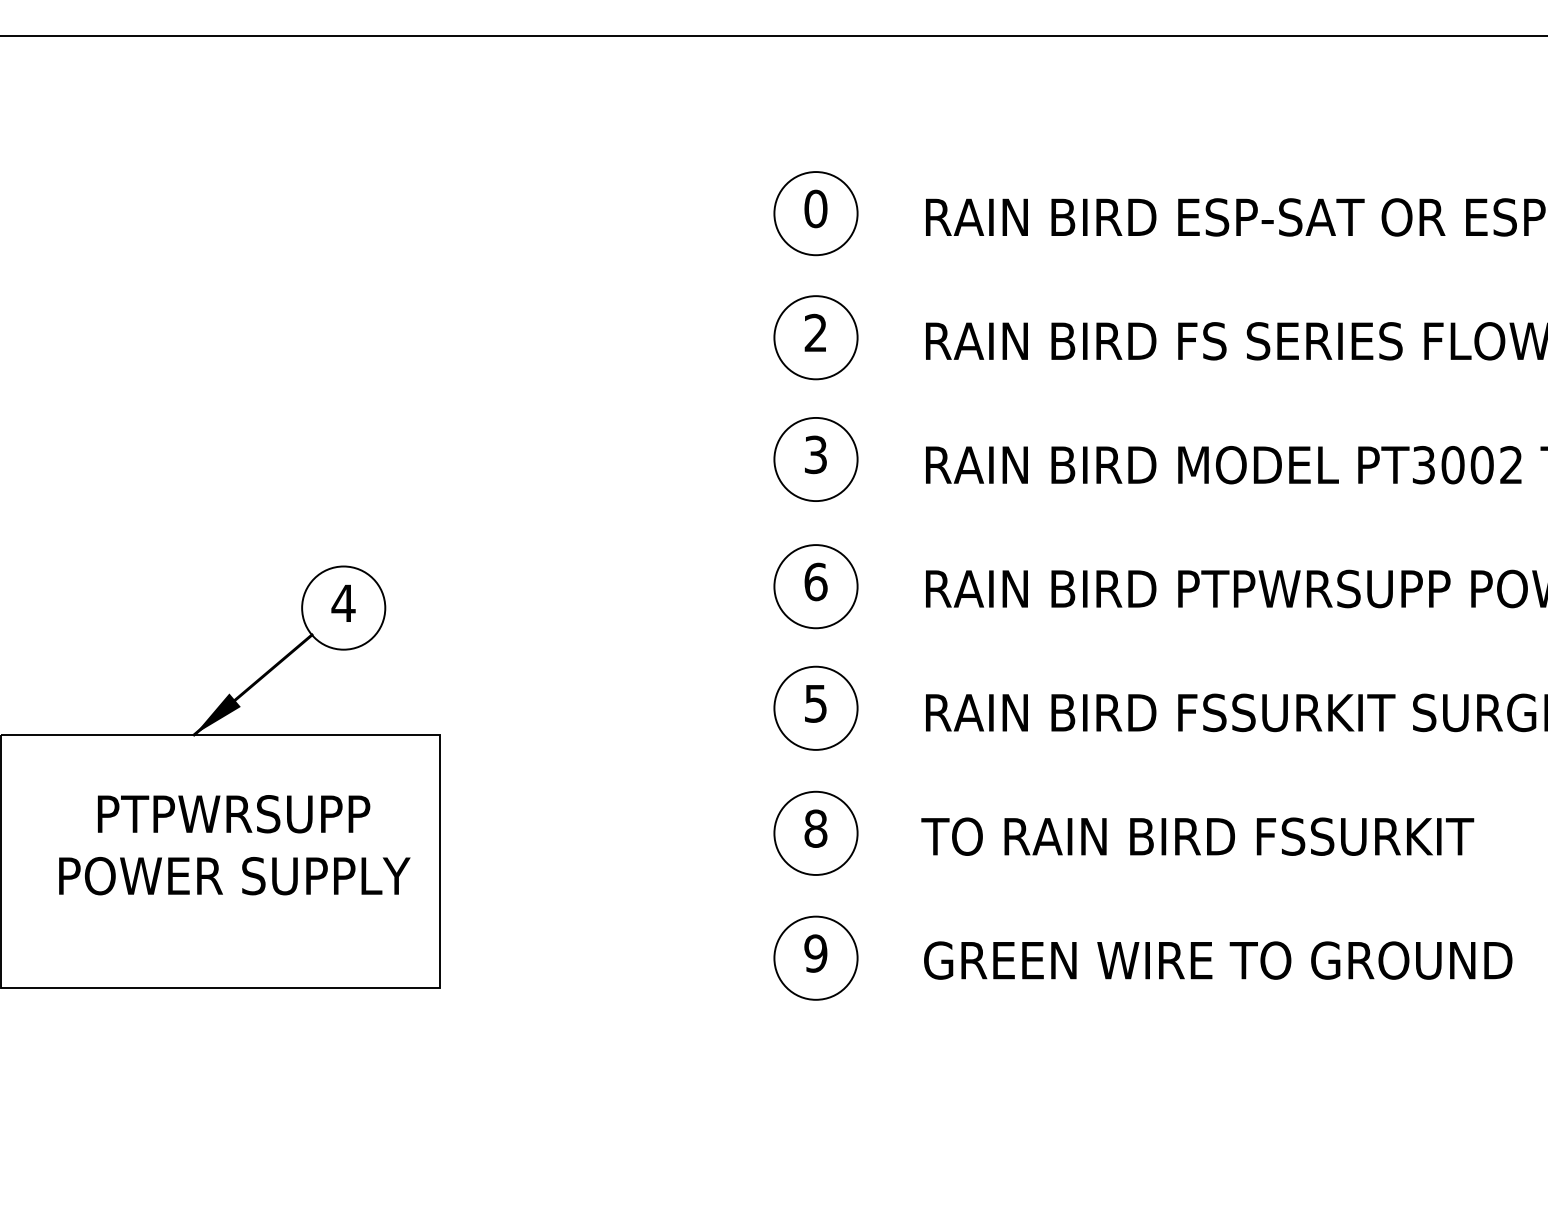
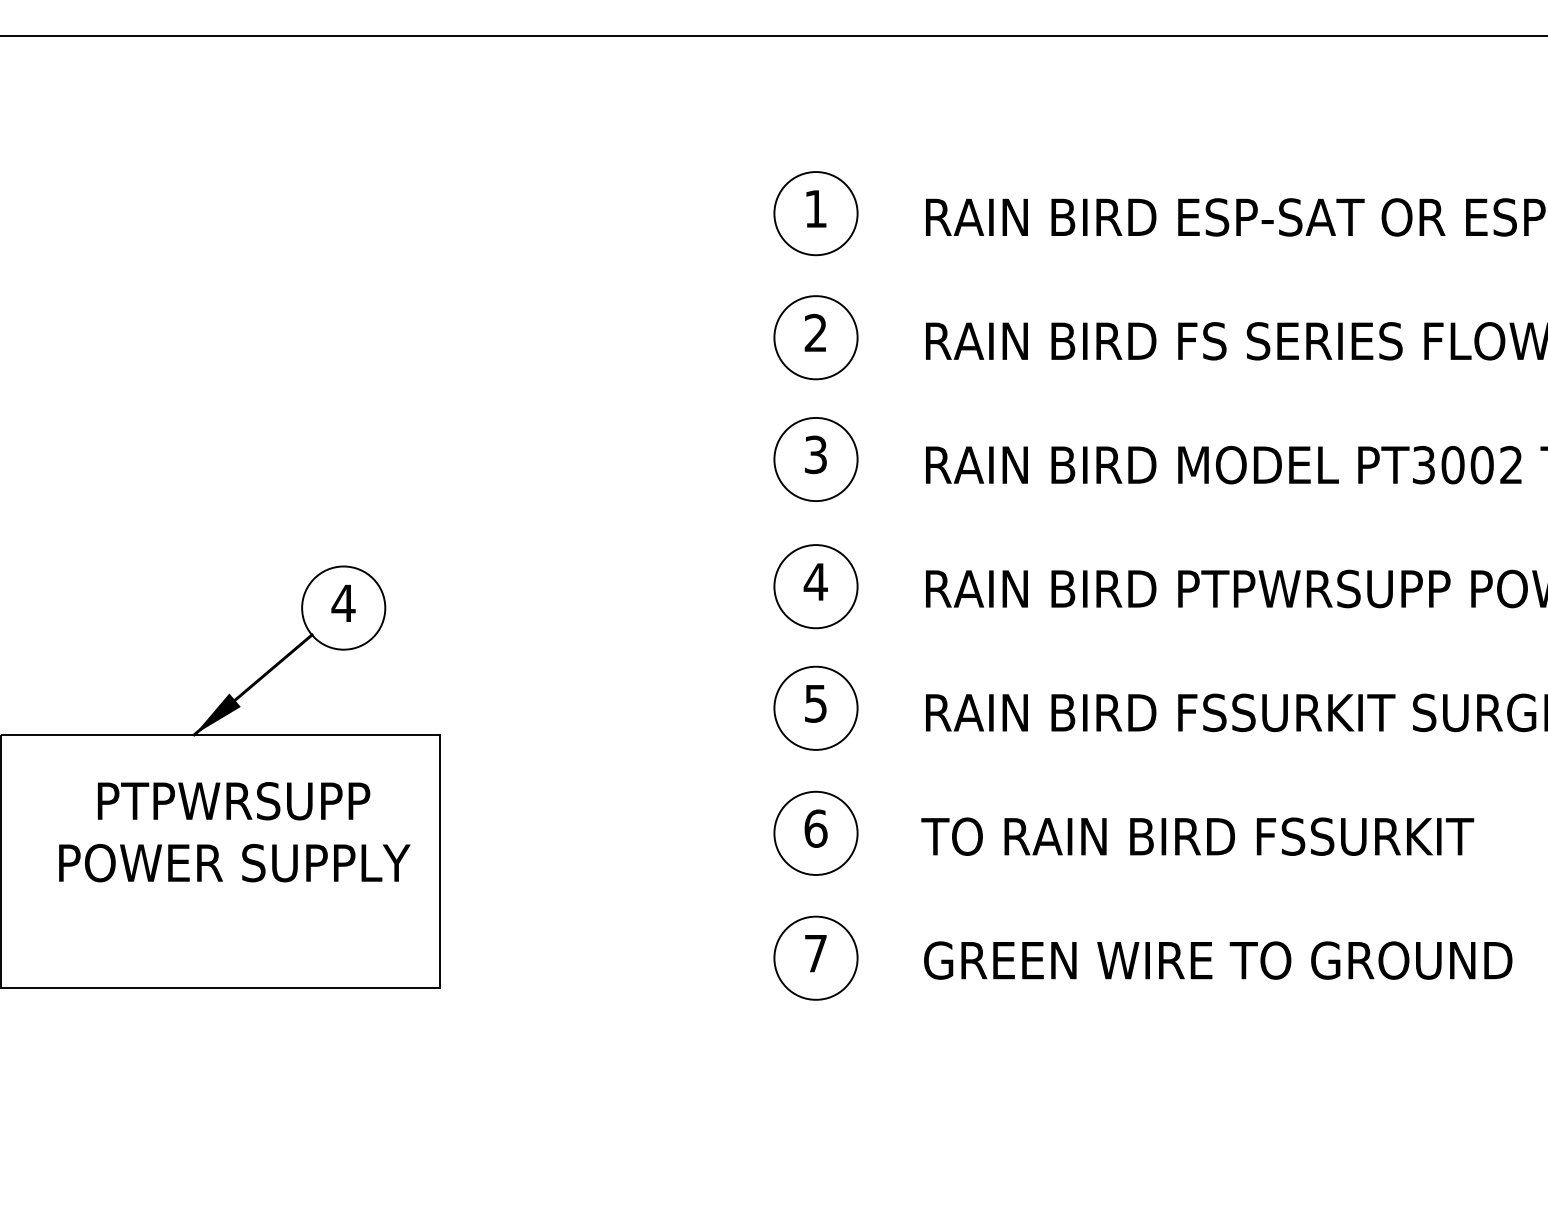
text: 0 -> 1 (815, 208)
text: 6 -> 4 (815, 581)
text: 8 -> 6 (815, 828)
text position: (234, 845) -> (234, 832) (234, 832)
text: 9 -> 7 (815, 953)
